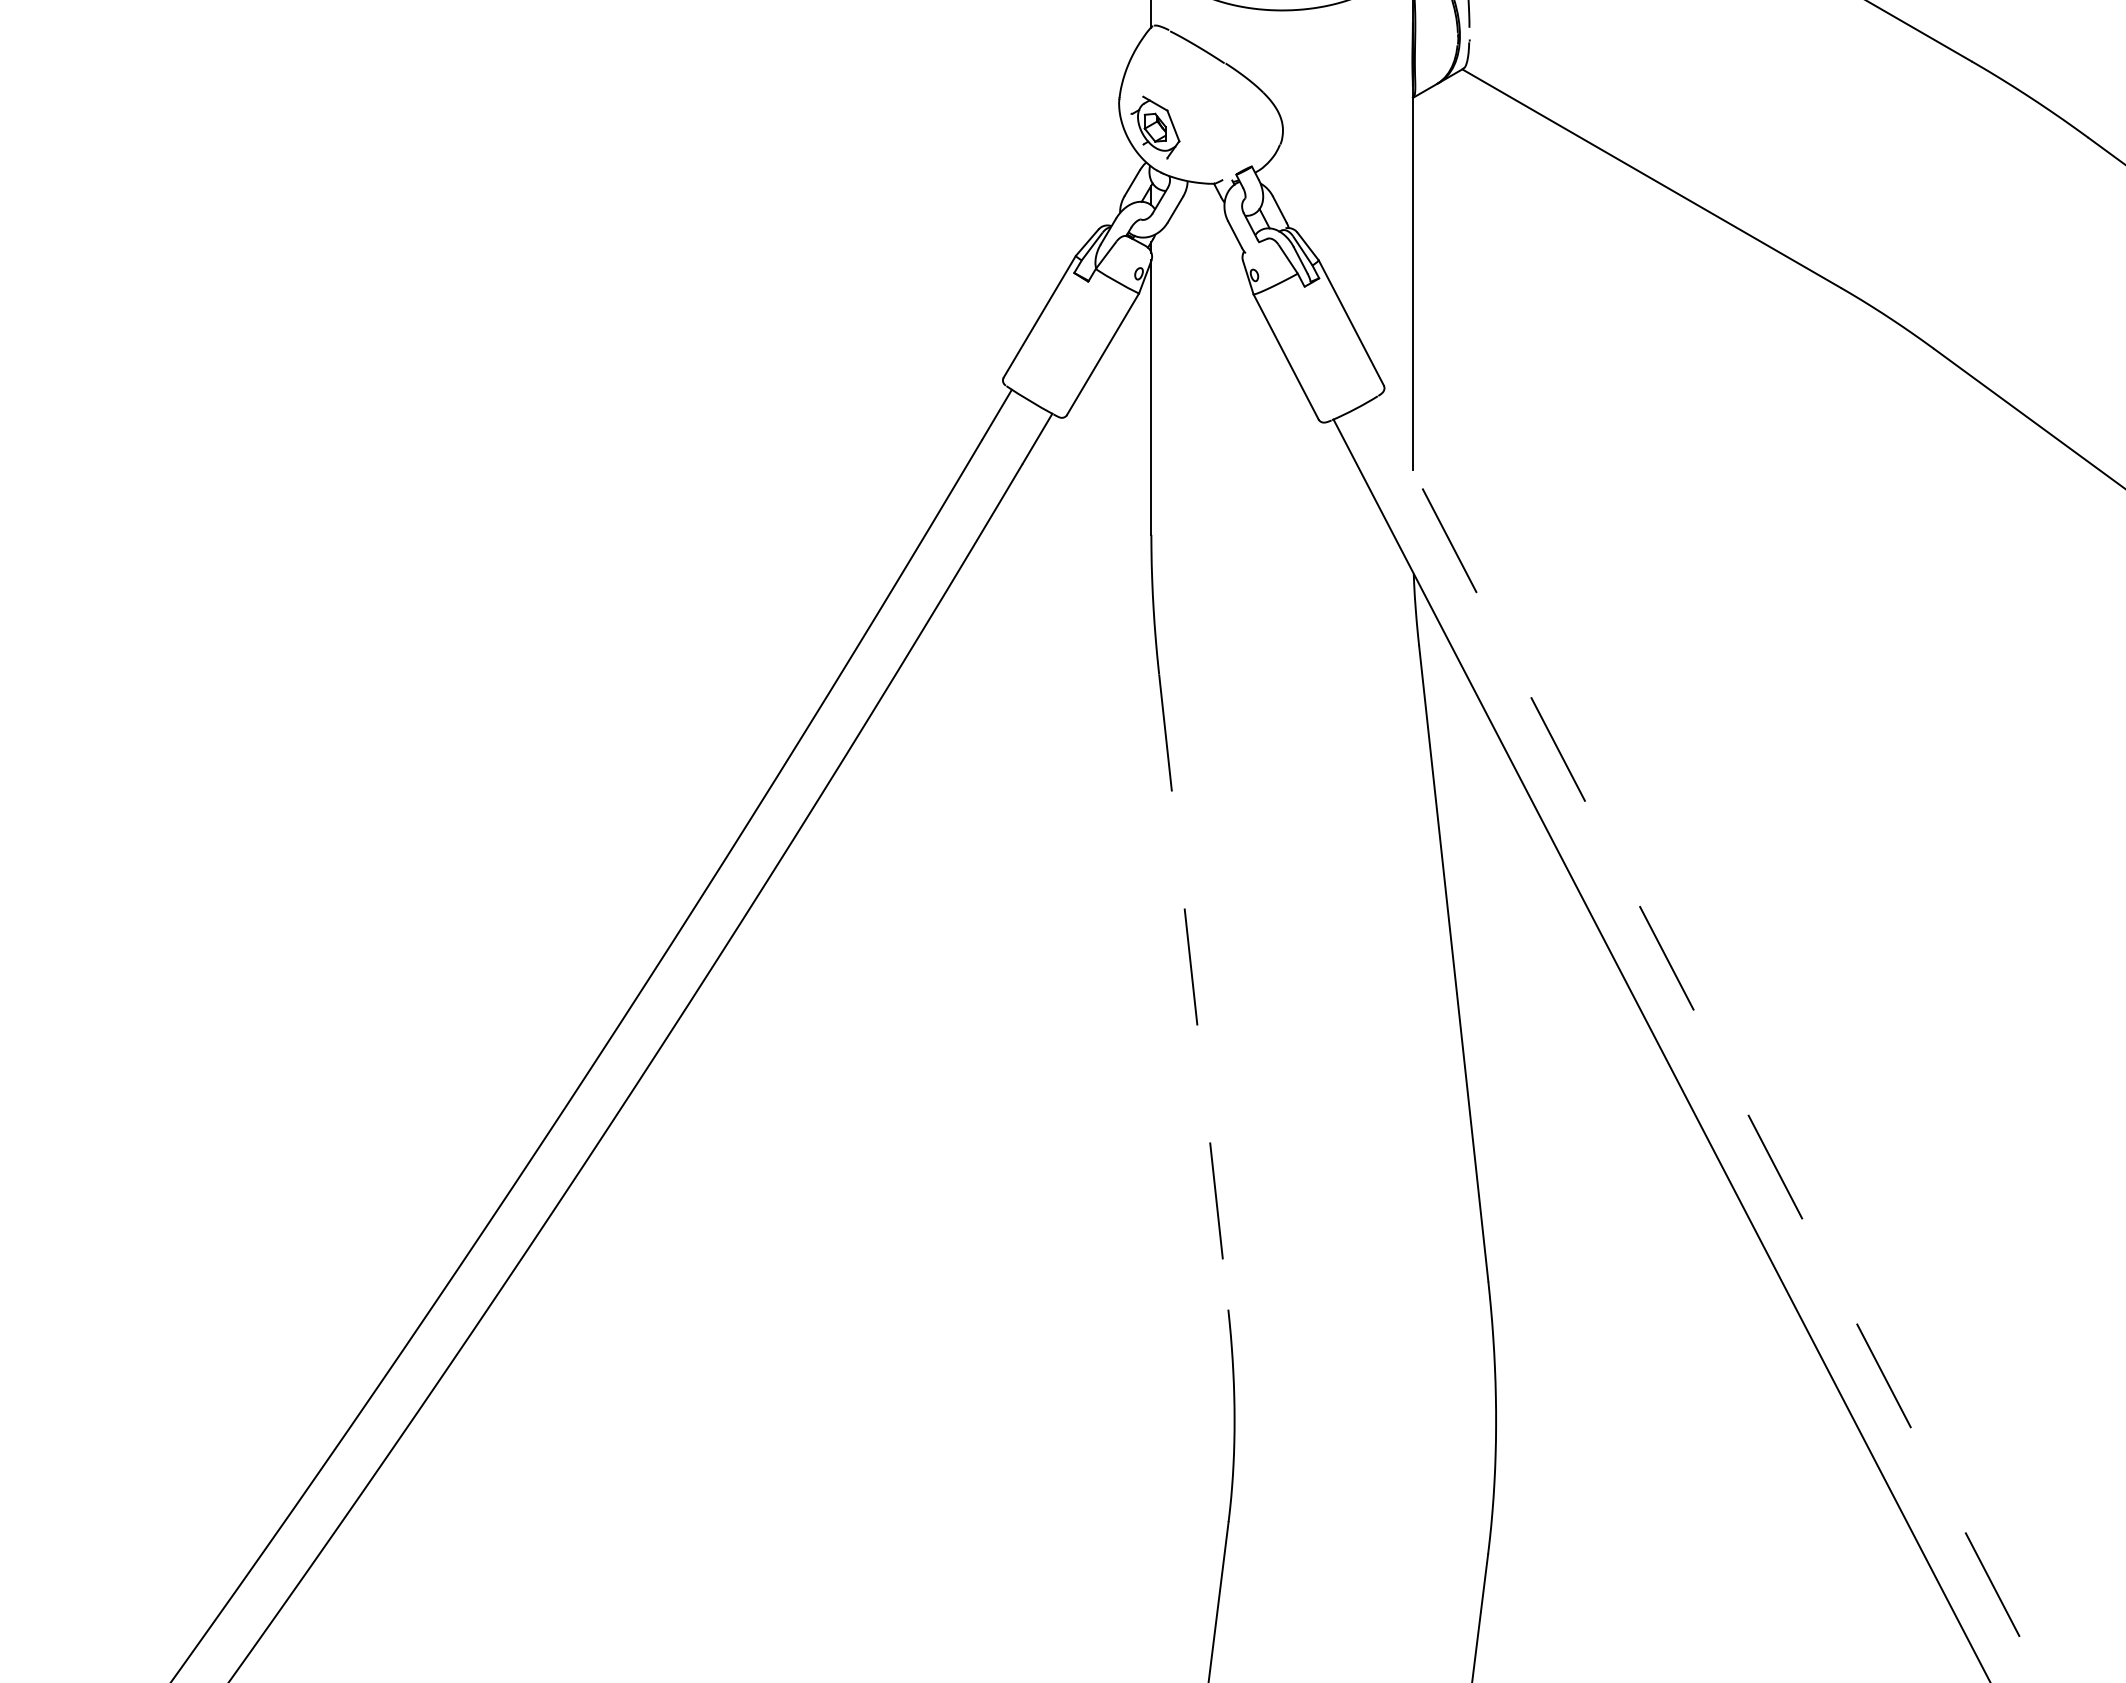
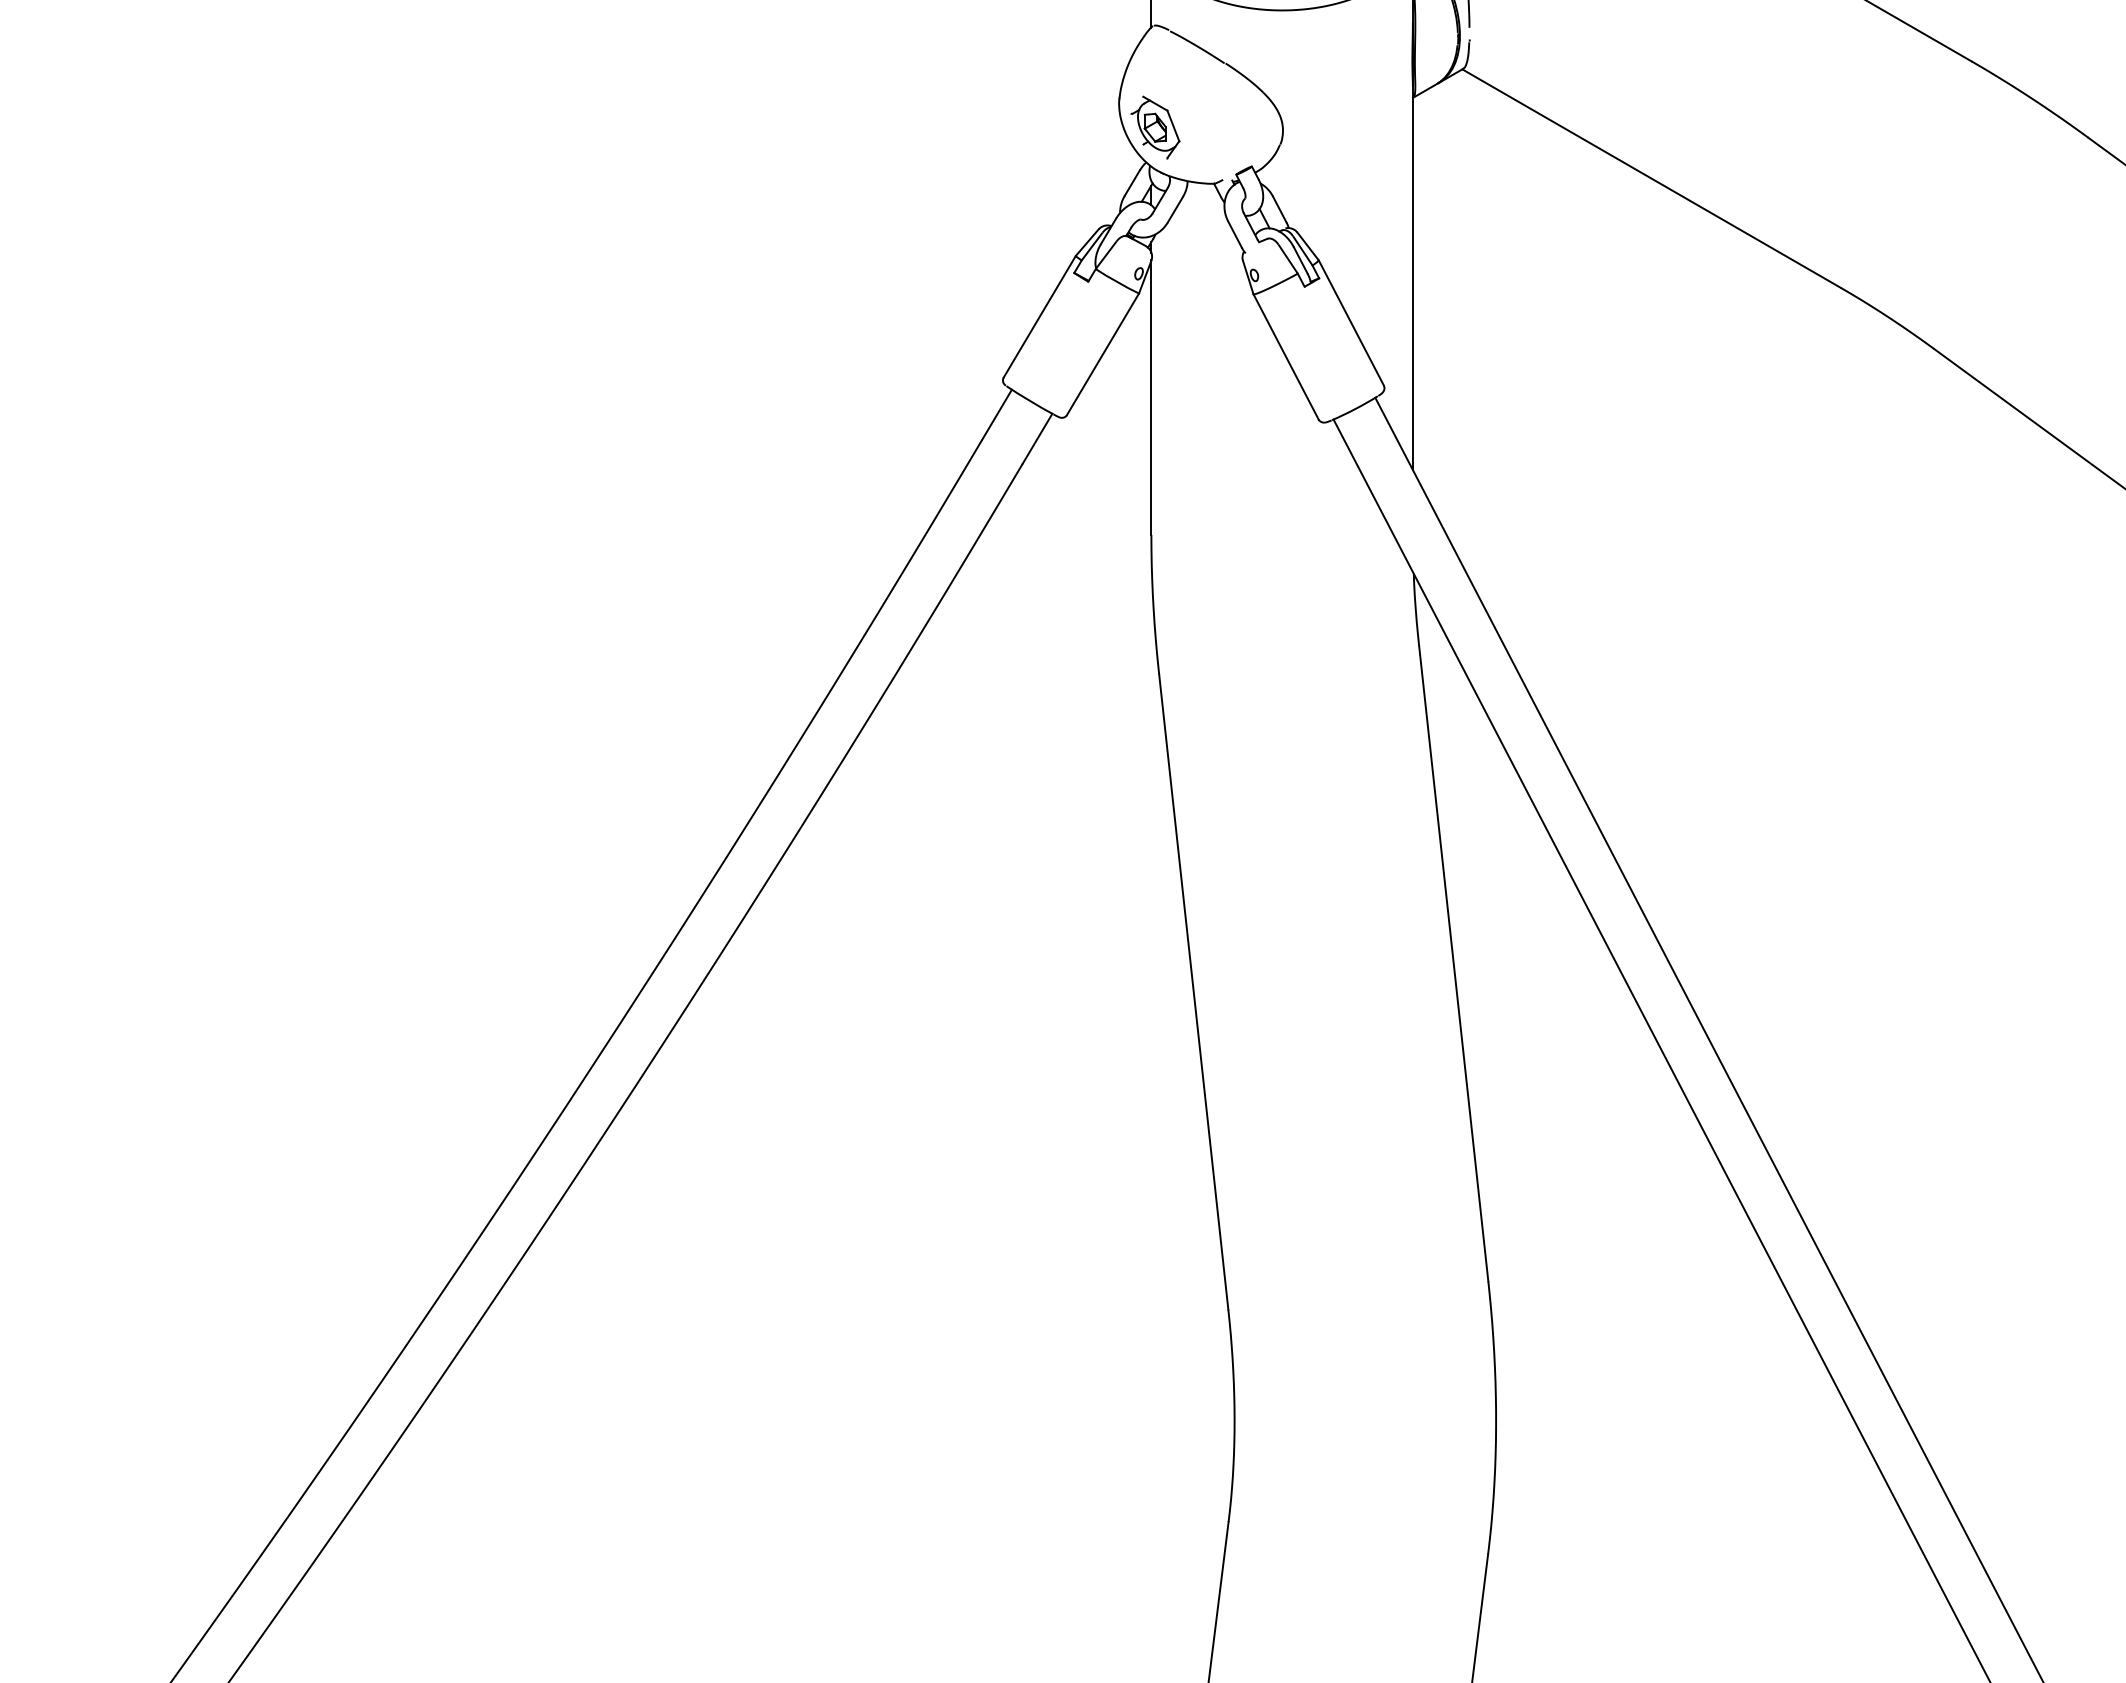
line: dashed -> solid (1193, 992)
line: dashed -> solid (1709, 1040)
